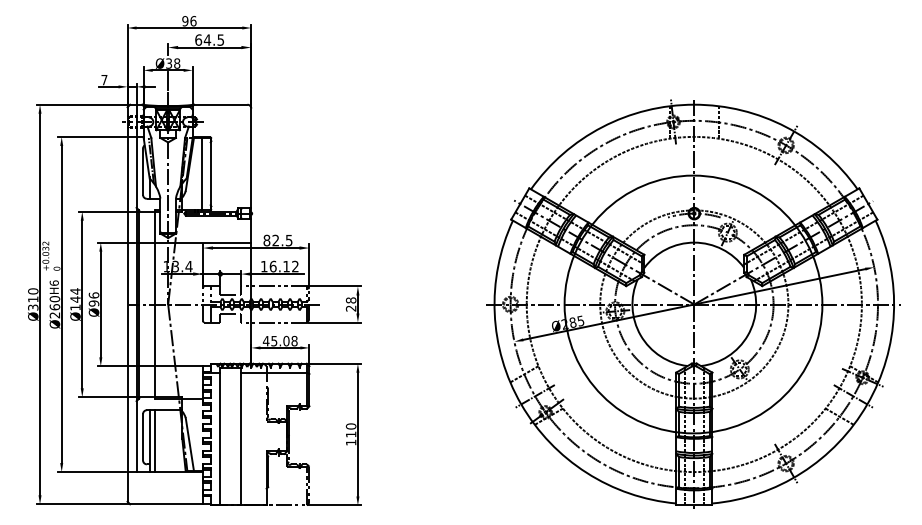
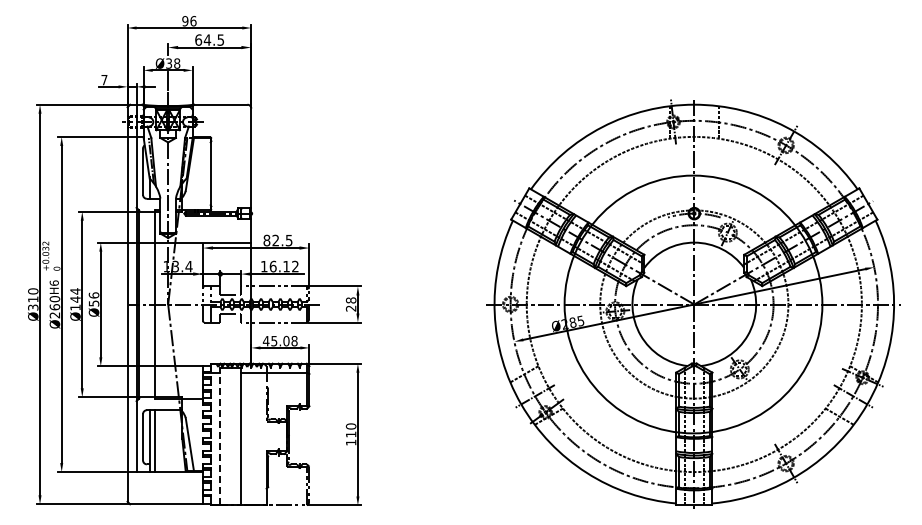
line: present -> none (202, 174)
text: Ø96 -> Ø56 (93, 303)
line: solid -> dashed (220, 436)
